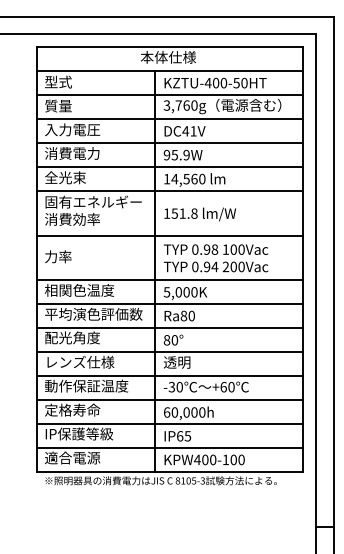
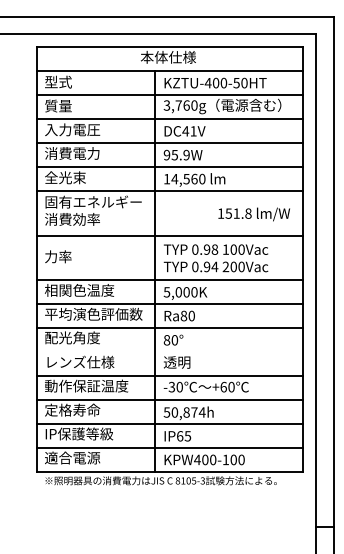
text position: (199, 214) -> (253, 214) (253, 214)
line: present -> none (170, 352)
text: 60,000h -> 50,874h (184, 412)
